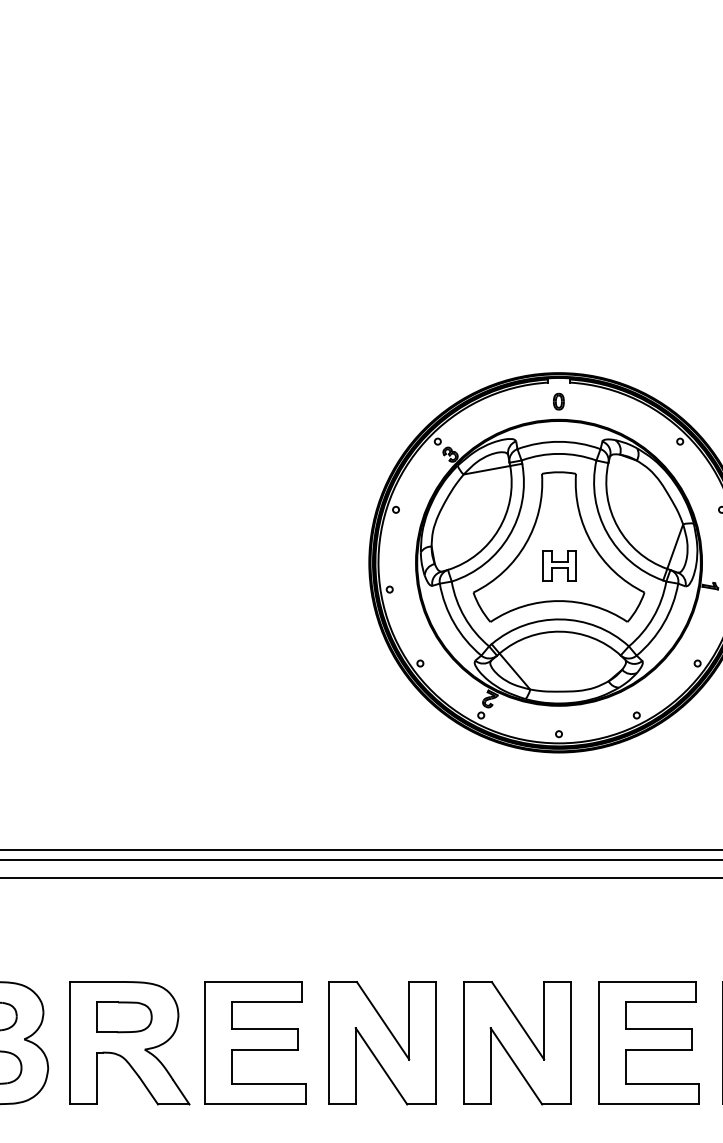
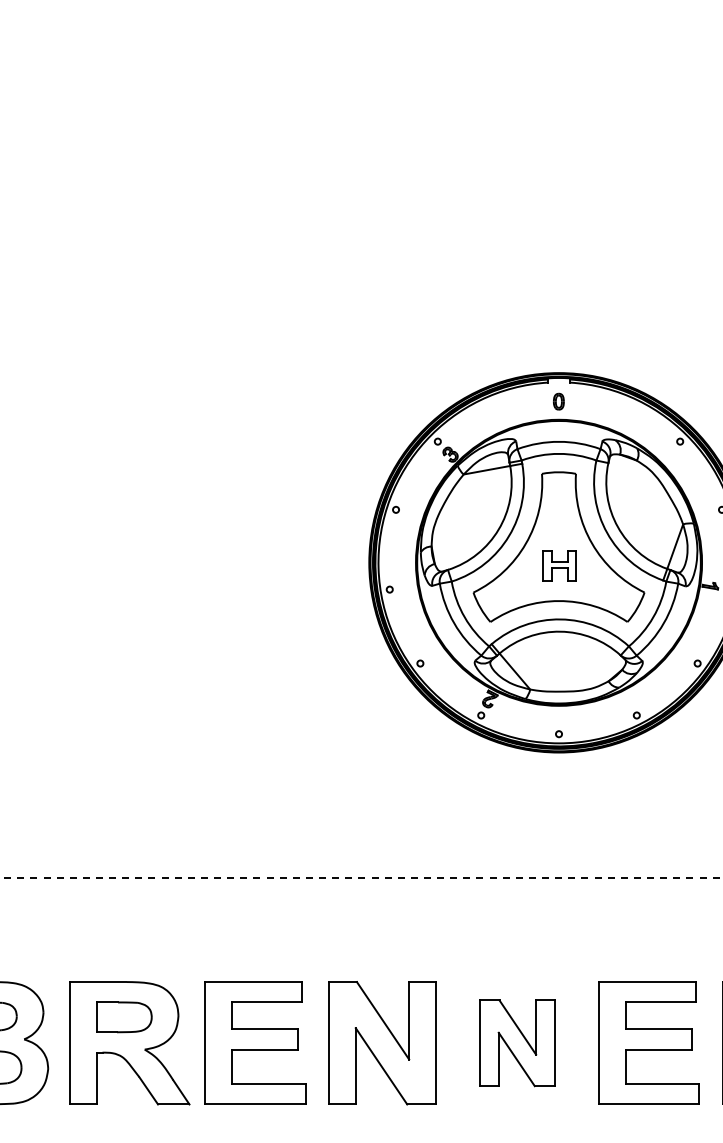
line: present -> none (360, 850)
line: present -> none (360, 859)
line: solid -> dashed (361, 878)
part size: 109x125 px -> 77x89 px (517, 1043)
